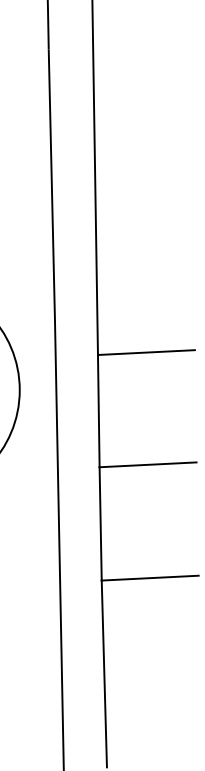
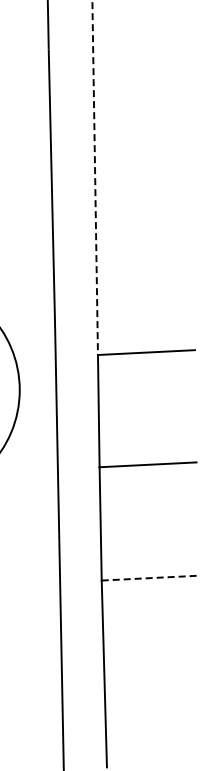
line: solid -> dashed (95, 178)
line: solid -> dashed (150, 578)
